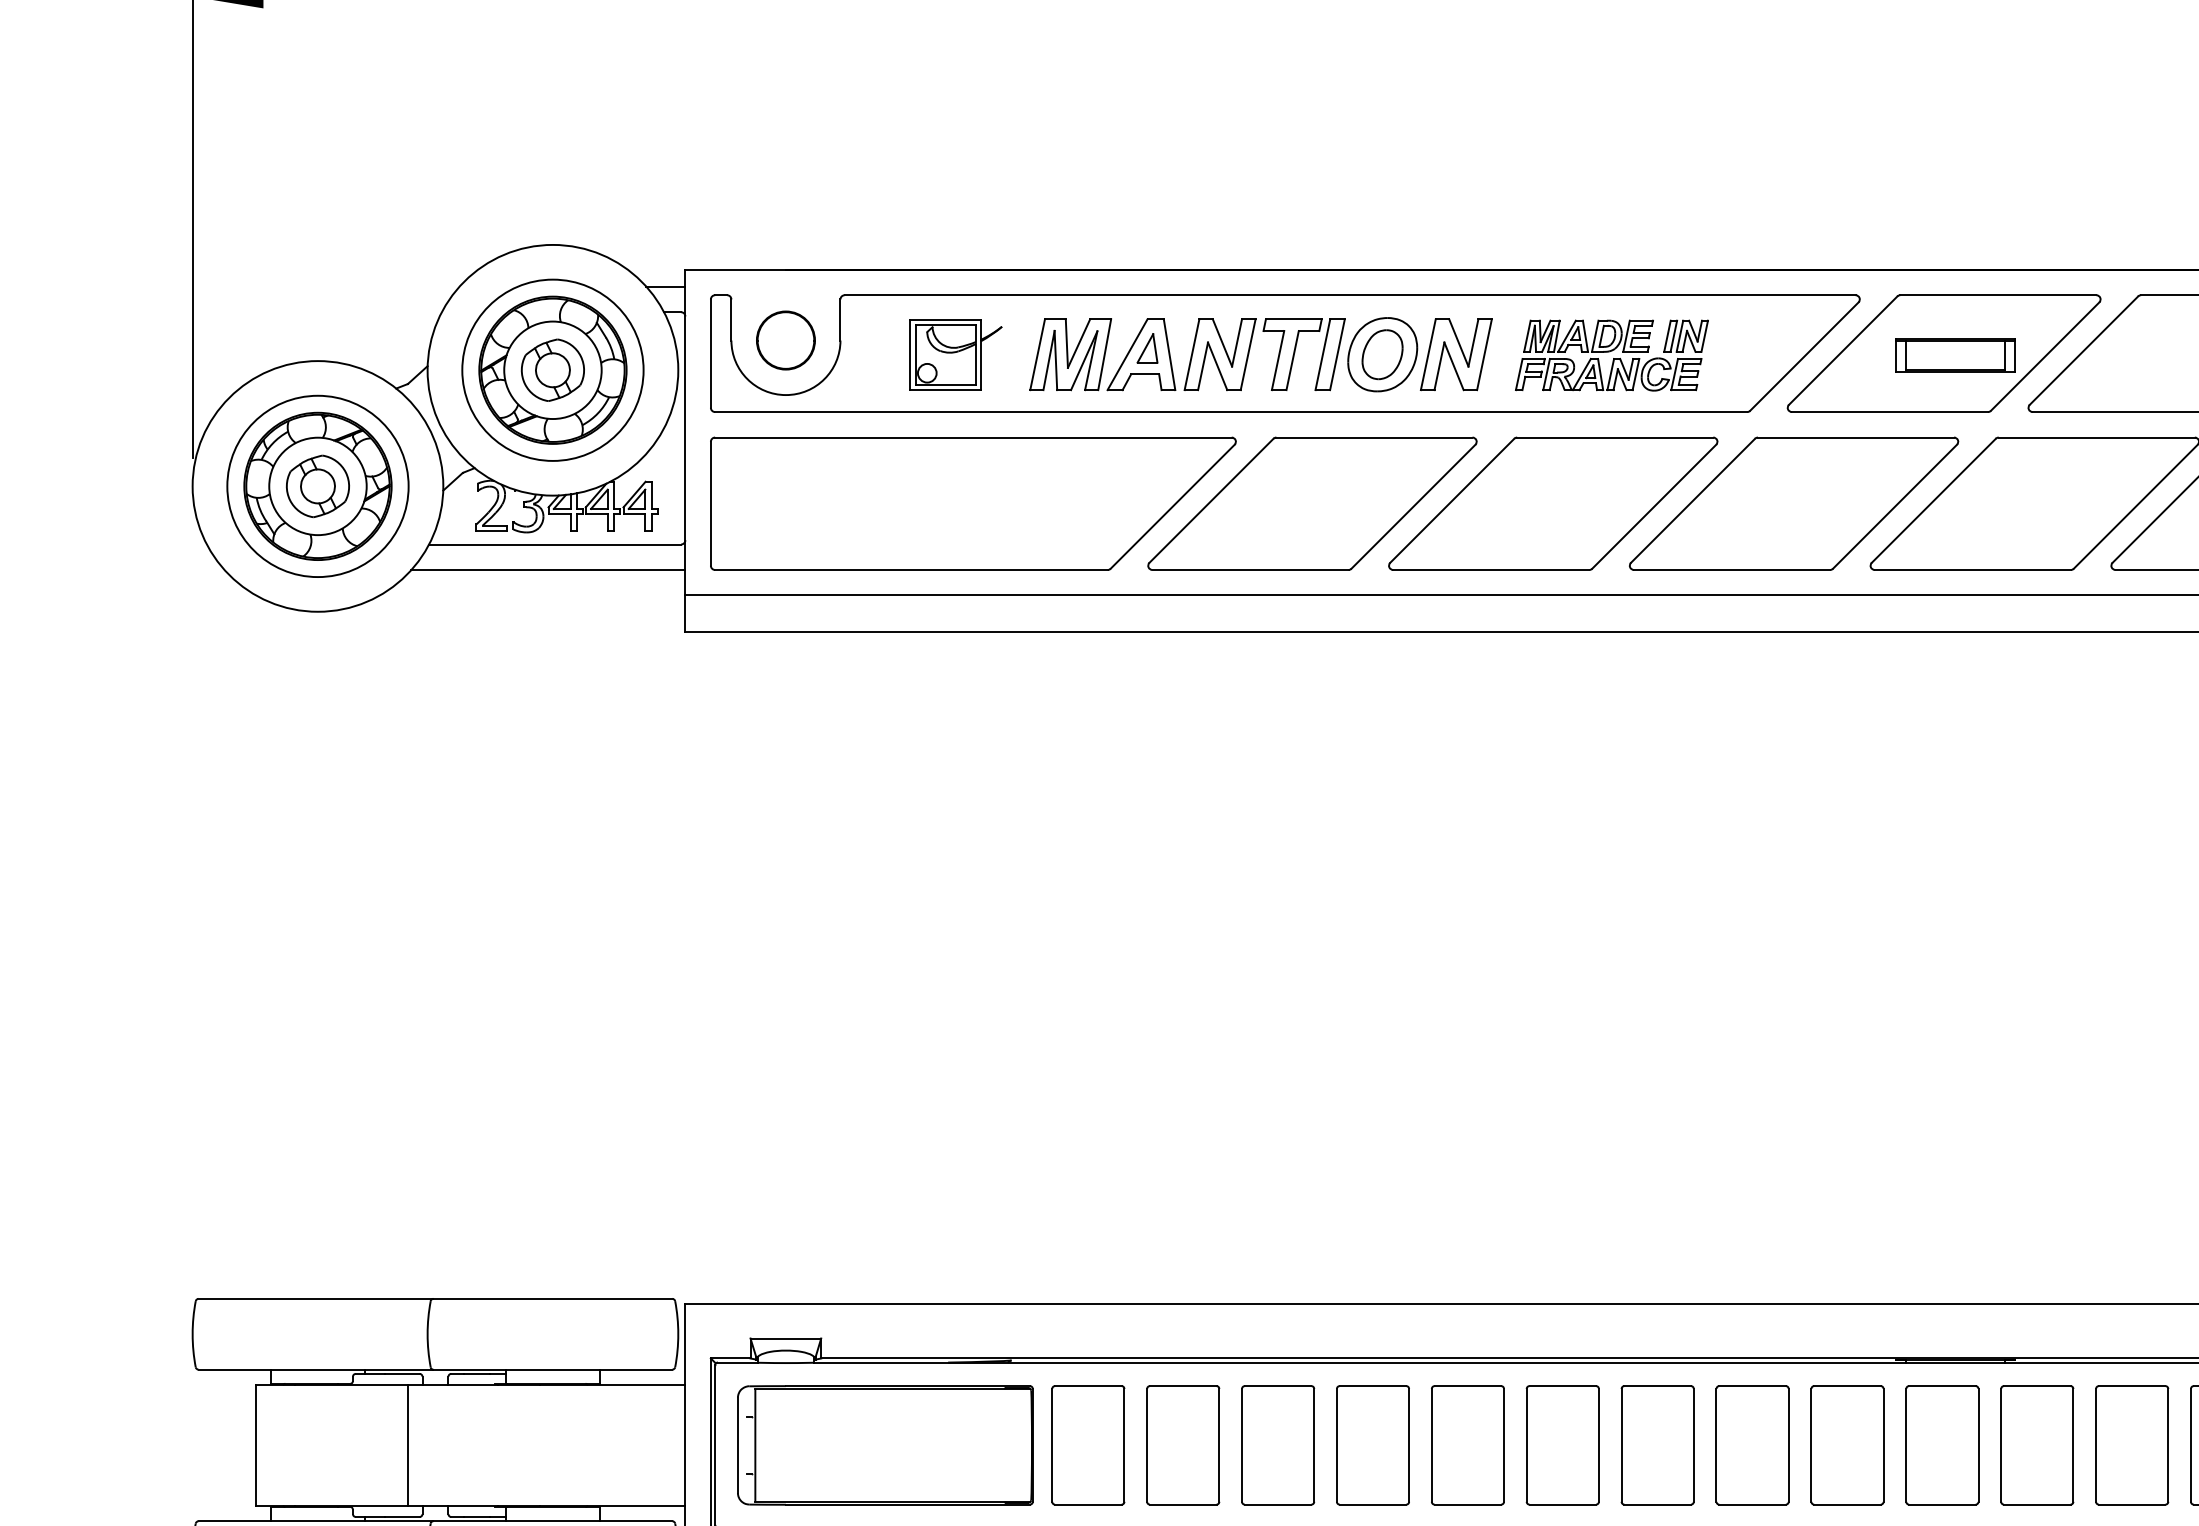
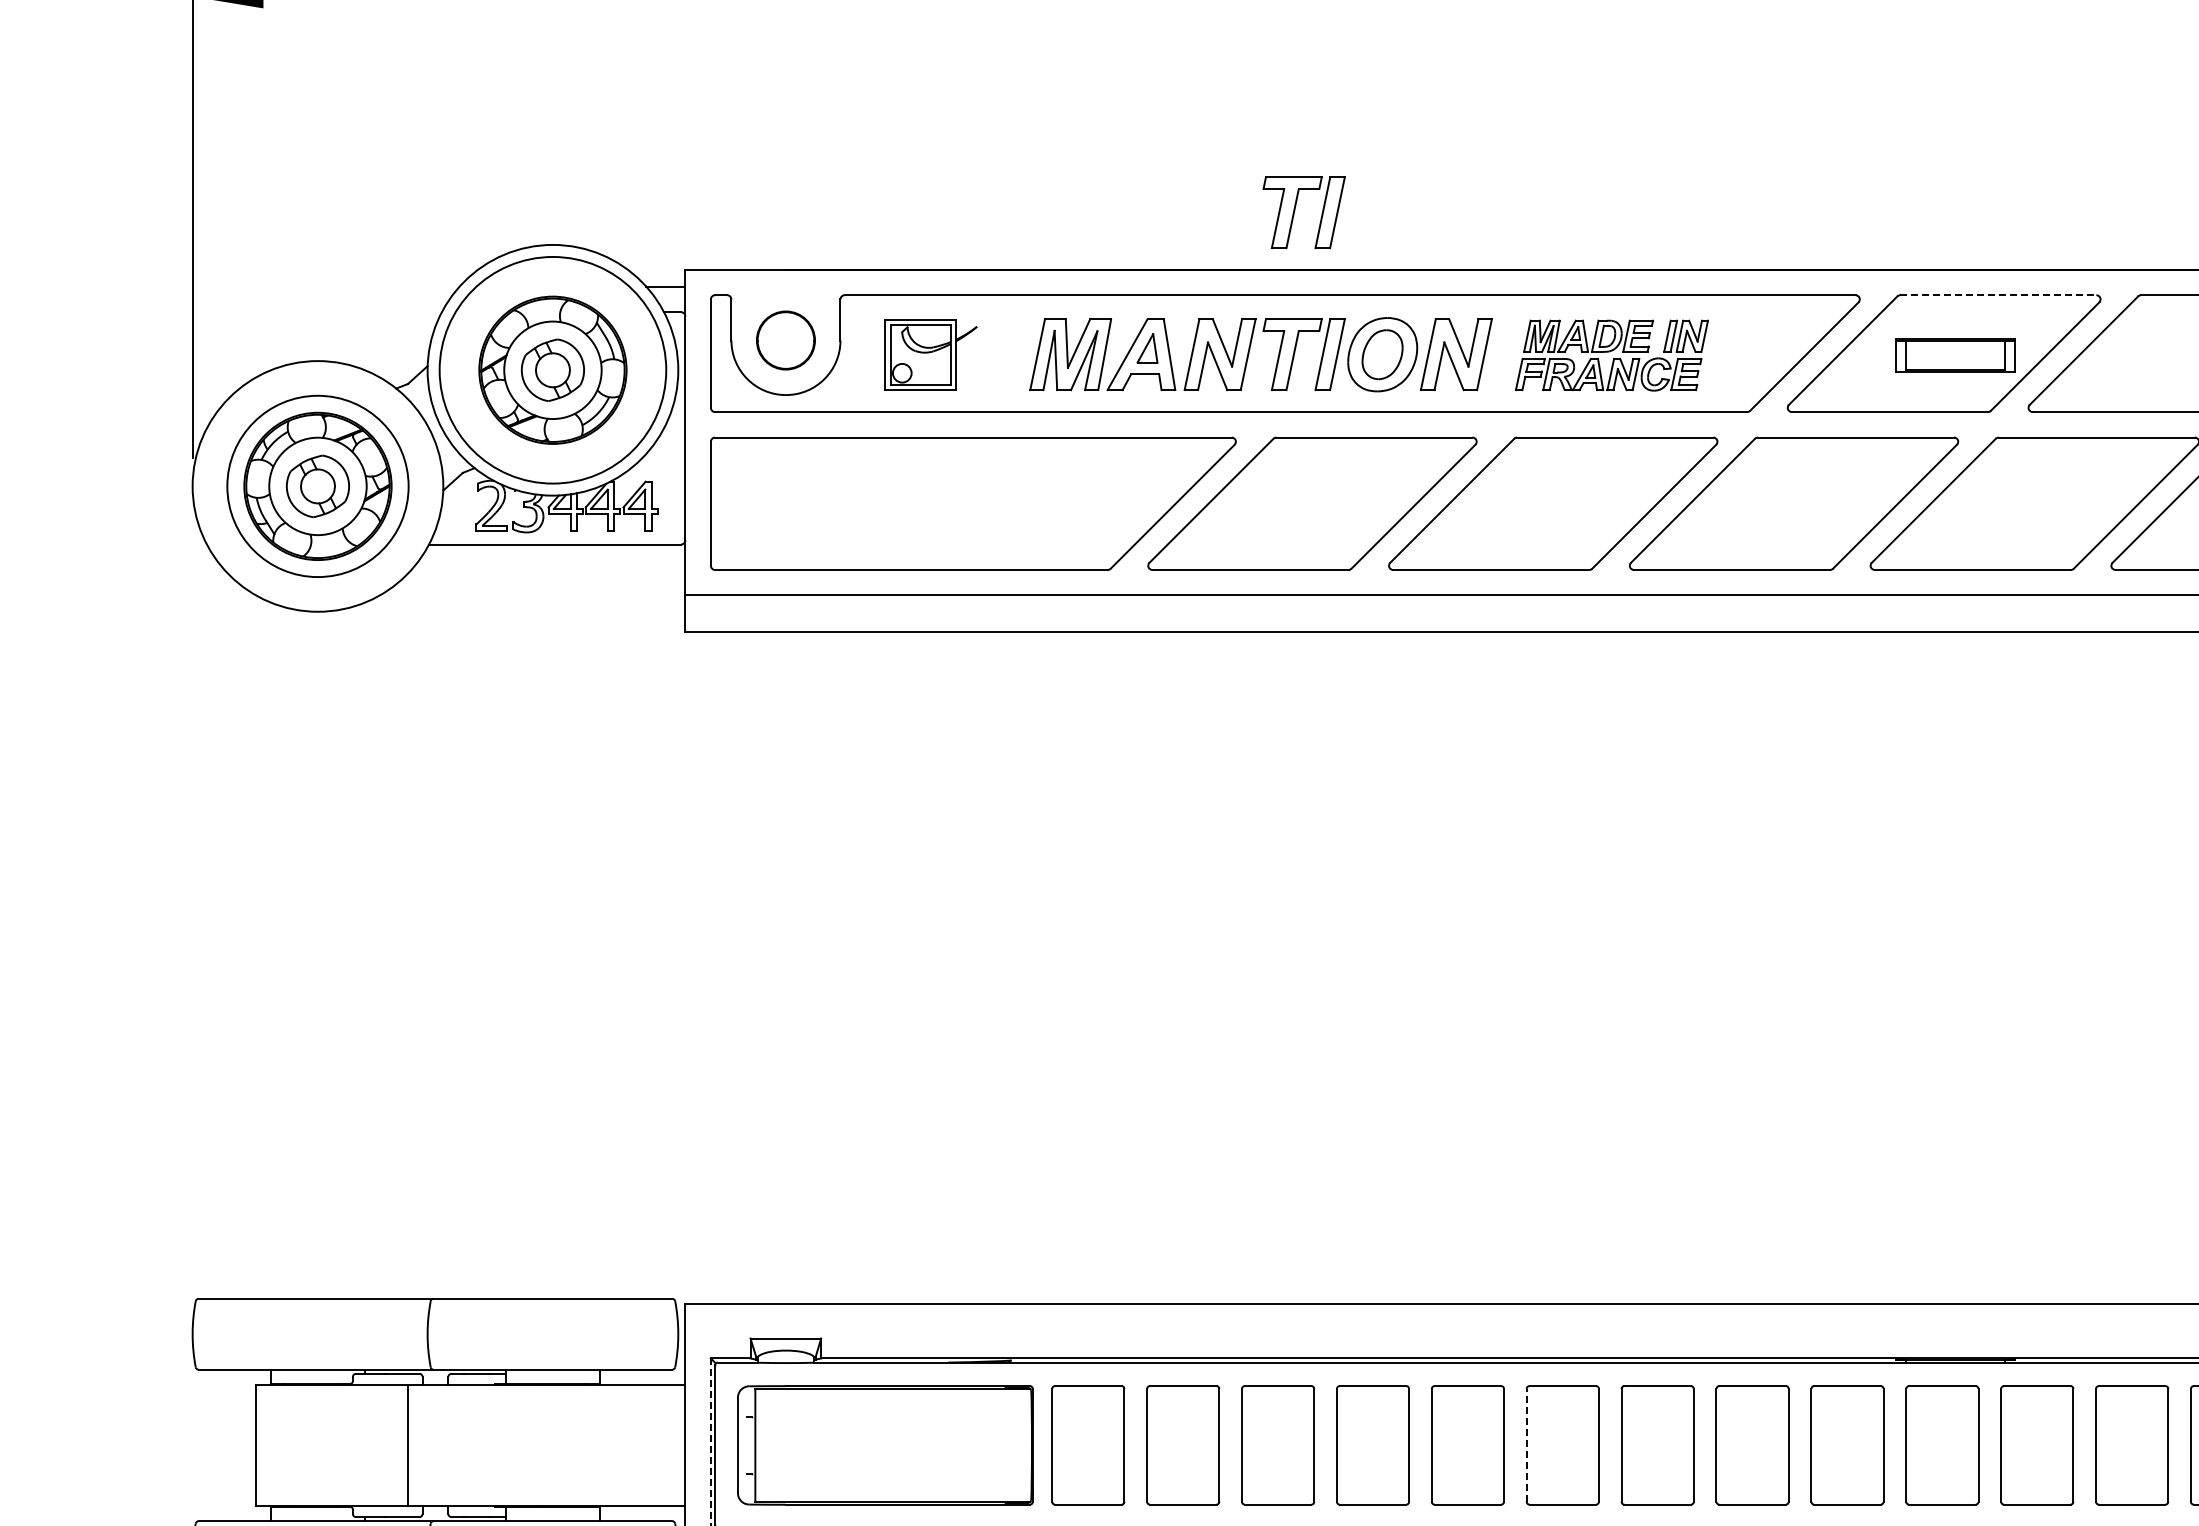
part: none -> present (1295, 210)
line: solid -> dashed (1998, 295)
part position: (955, 354) -> (930, 354) (930, 354)
circle diameter: 181 px -> 227 px (552, 369)
line: present -> none (548, 570)
line: solid -> dashed (710, 1442)
line: solid -> dashed (1526, 1444)
